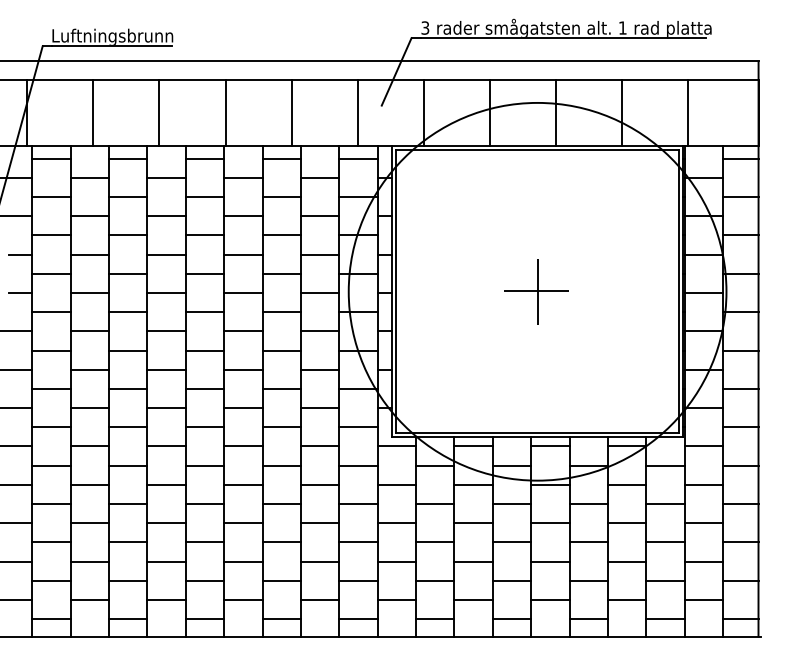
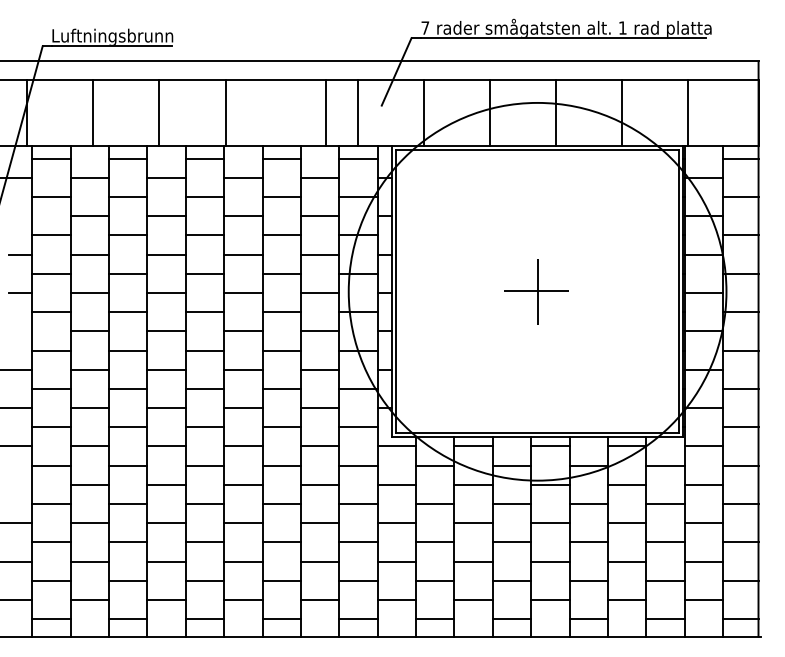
text: 3 -> 7 (425, 27)
line position: (291, 113) -> (325, 113) (325, 113)
line: present -> none (17, 216)
line: present -> none (17, 331)
line: present -> none (17, 484)
